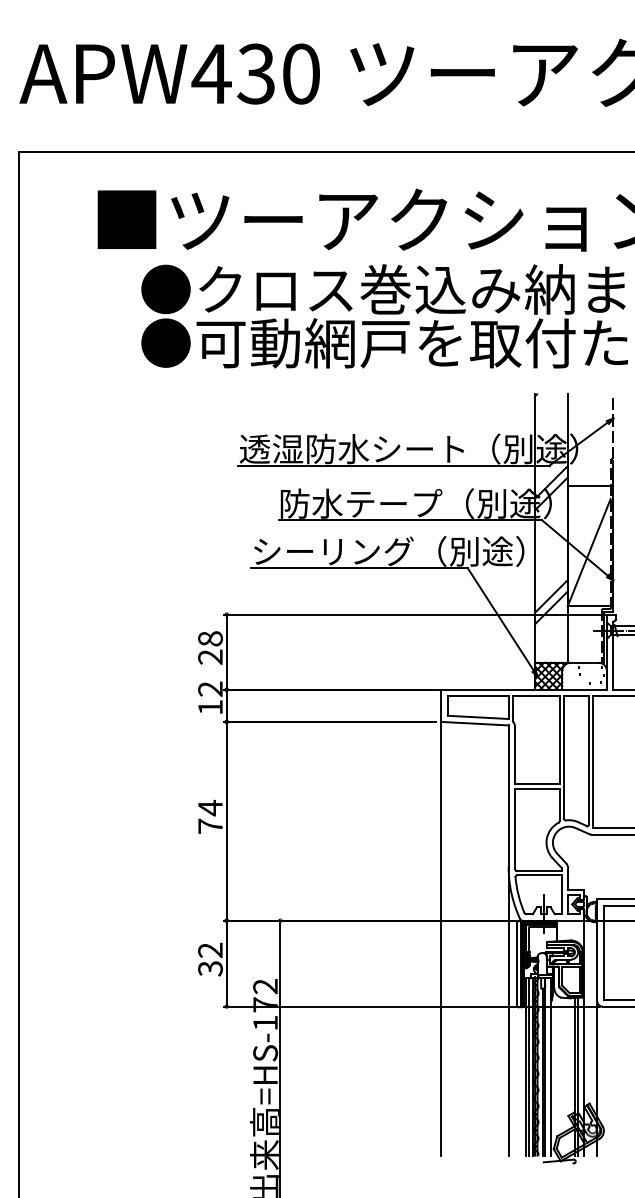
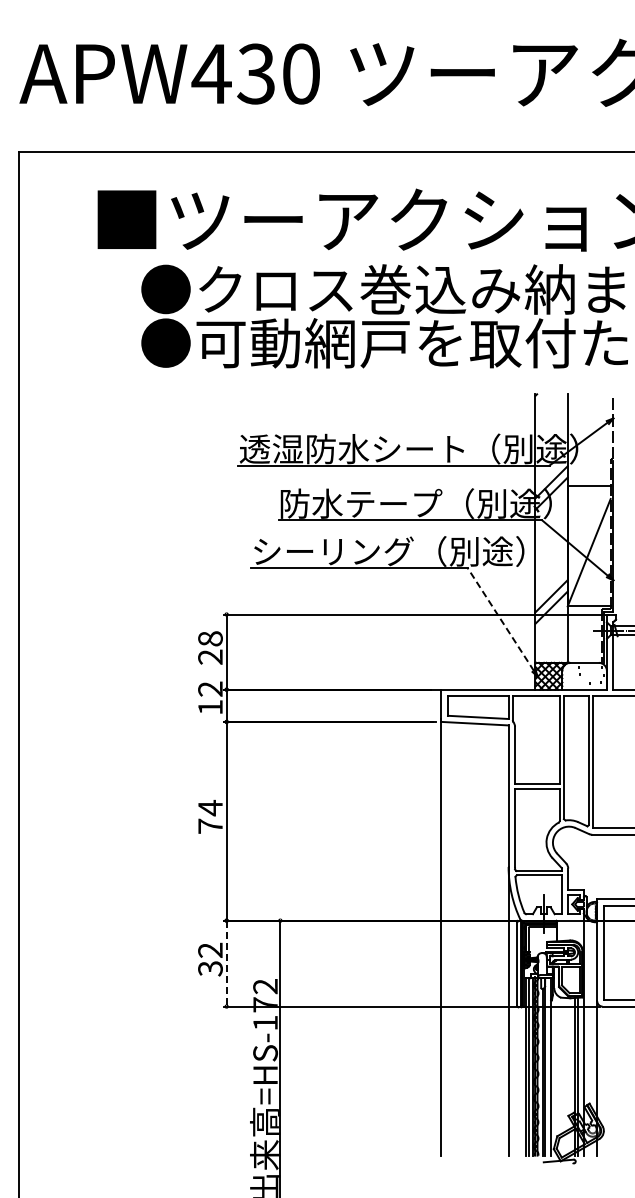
line: solid -> dashed (500, 619)
line: solid -> dashed (226, 963)
